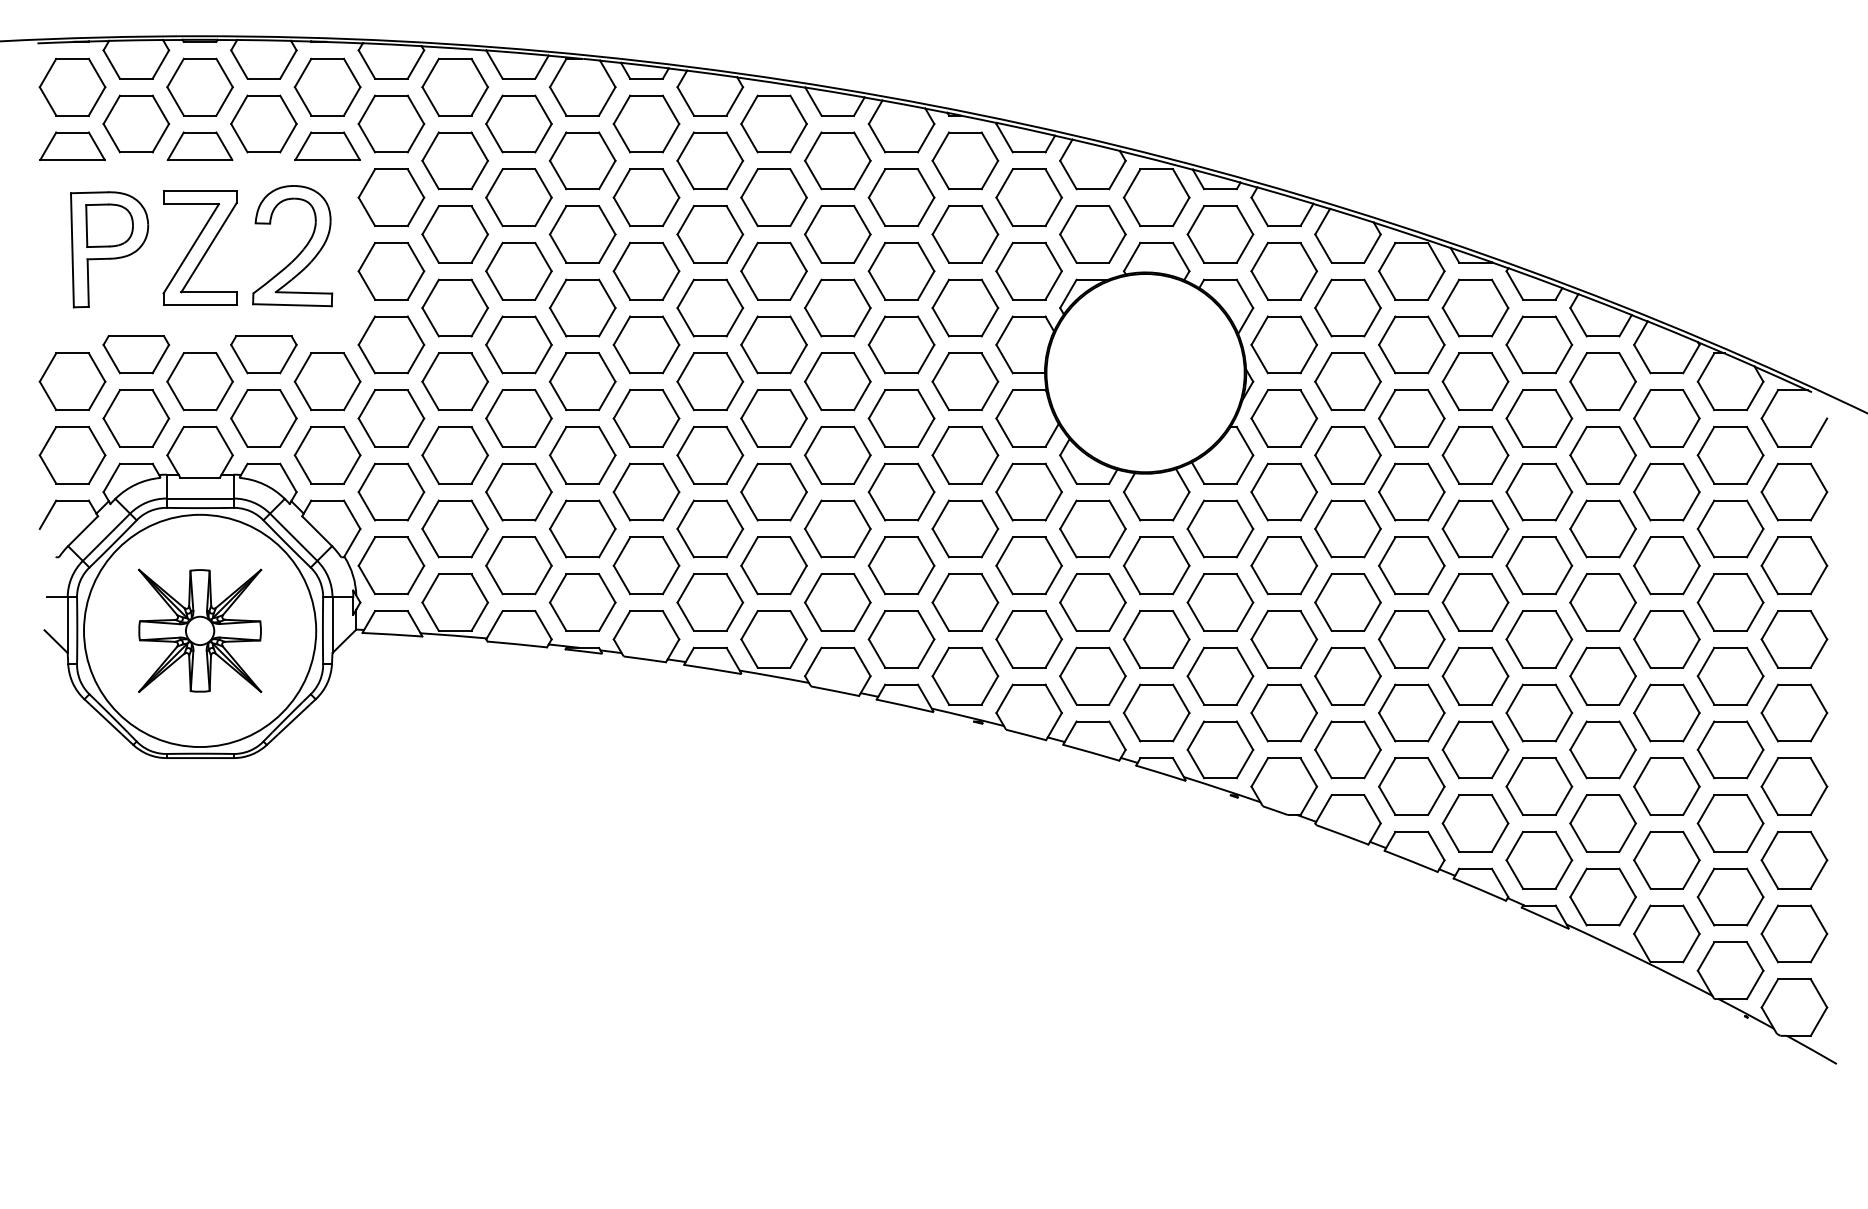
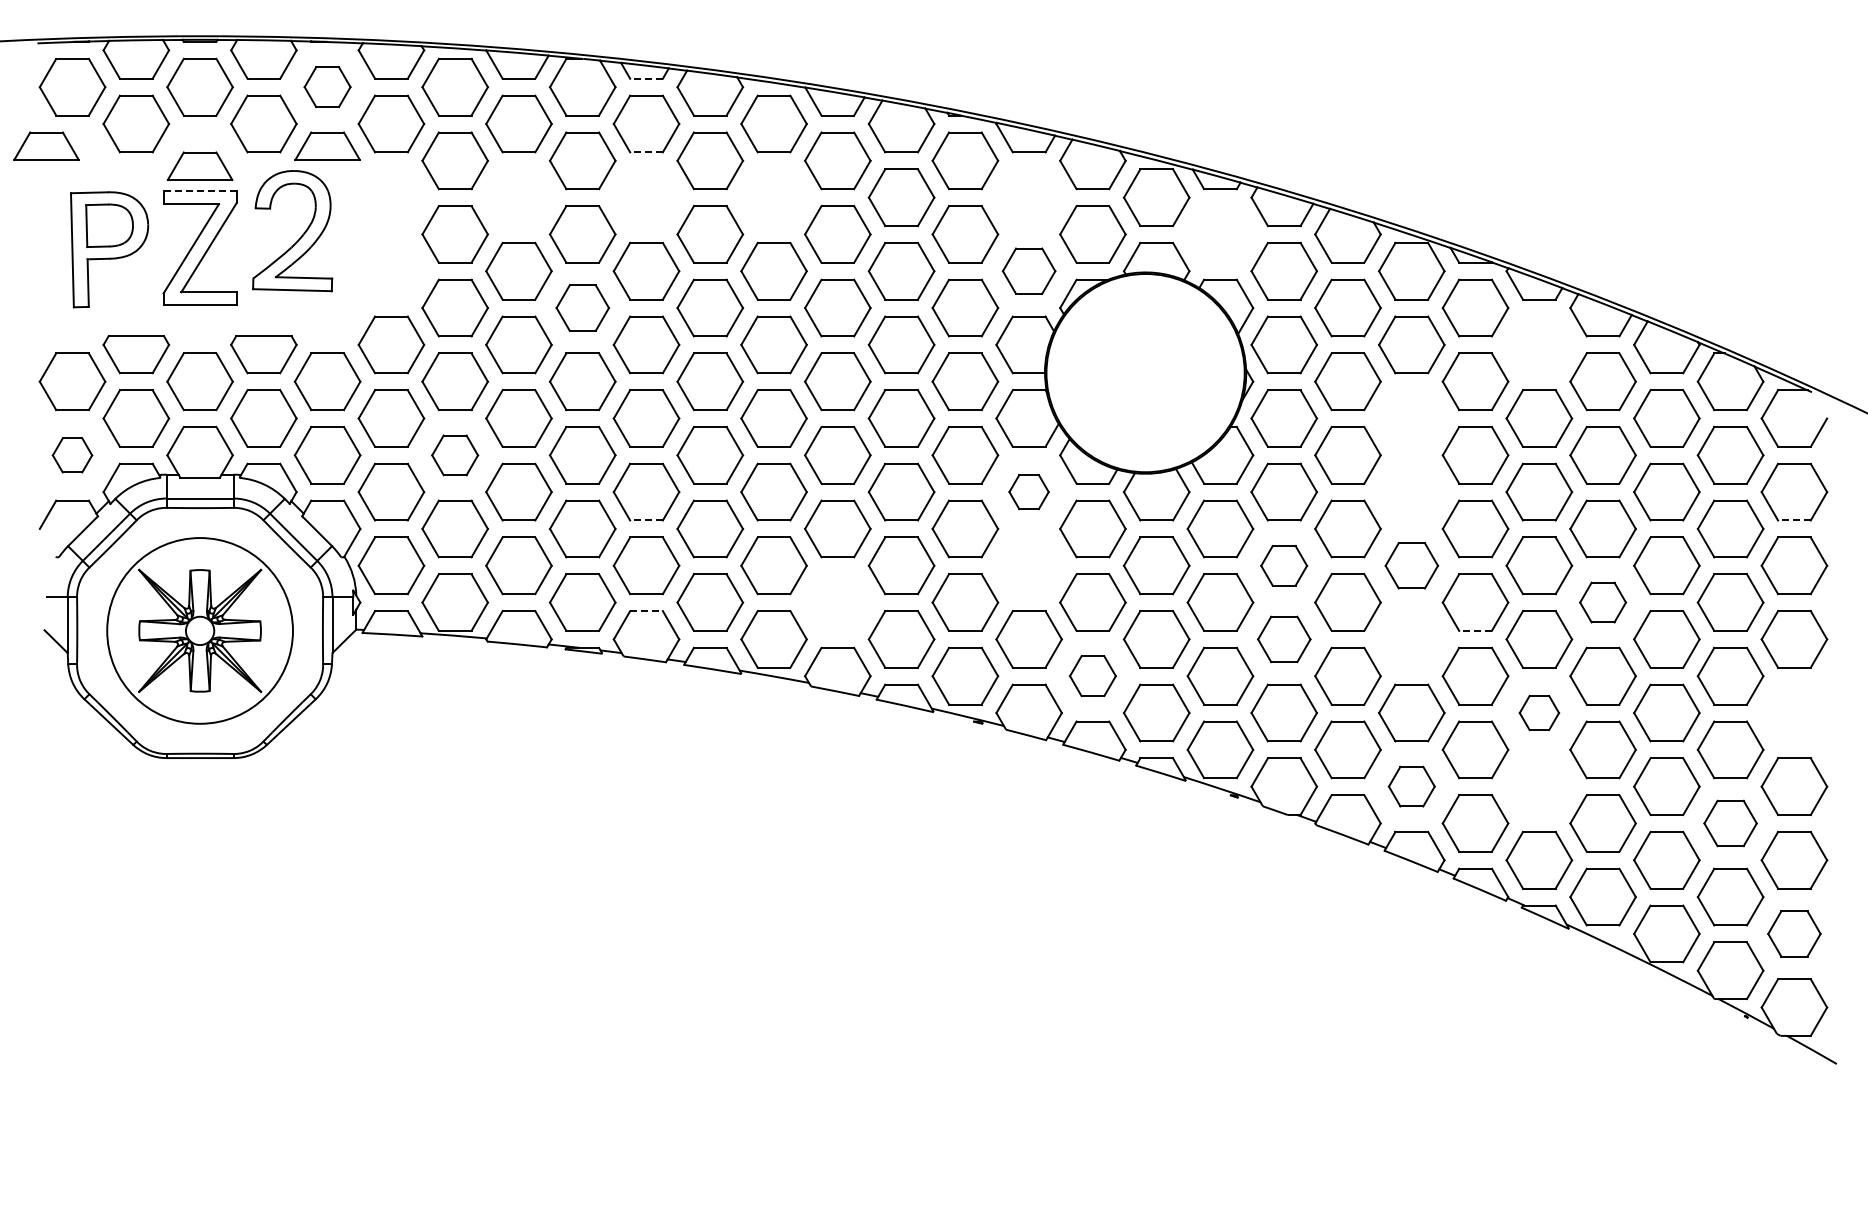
line: solid -> dashed (646, 78)
part size: 69x60 px -> 49x42 px (327, 86)
part position: (72, 145) -> (46, 145) (46, 145)
part position: (199, 145) -> (199, 165) (199, 165)
line: solid -> dashed (646, 152)
line: solid -> dashed (201, 191)
part: present -> none (391, 197)
part: present -> none (518, 197)
part: present -> none (646, 197)
part: present -> none (773, 197)
part: present -> none (1028, 197)
part: present -> none (1220, 234)
part position: (299, 252) -> (299, 237) (299, 237)
part size: 68x60 px -> 56x48 px (1028, 270)
part: present -> none (391, 271)
part size: 68x60 px -> 55x48 px (582, 307)
part: present -> none (1539, 344)
part: present -> none (1411, 418)
part size: 69x59 px -> 43x37 px (72, 455)
part size: 68x59 px -> 49x43 px (455, 455)
part size: 68x60 px -> 42x37 px (1028, 492)
part: present -> none (1411, 491)
line: solid -> dashed (646, 520)
line: solid -> dashed (1793, 520)
part: present -> none (1028, 565)
part size: 68x60 px -> 49x42 px (1284, 565)
part size: 68x60 px -> 56x48 px (1411, 565)
part: present -> none (837, 602)
part size: 68x59 px -> 49x43 px (1603, 602)
line: solid -> dashed (647, 611)
circle diameter: 232 px -> 186 px (199, 630)
line: solid -> dashed (1475, 630)
part size: 69x59 px -> 55x49 px (1284, 639)
part: present -> none (1411, 639)
part size: 68x60 px -> 48x42 px (1092, 675)
part size: 69x60 px -> 43x37 px (1539, 713)
part: present -> none (1794, 712)
part size: 68x59 px -> 49x43 px (1411, 786)
part: present -> none (1539, 786)
part size: 69x59 px -> 55x49 px (1730, 823)
part size: 69x60 px -> 55x48 px (1794, 933)
